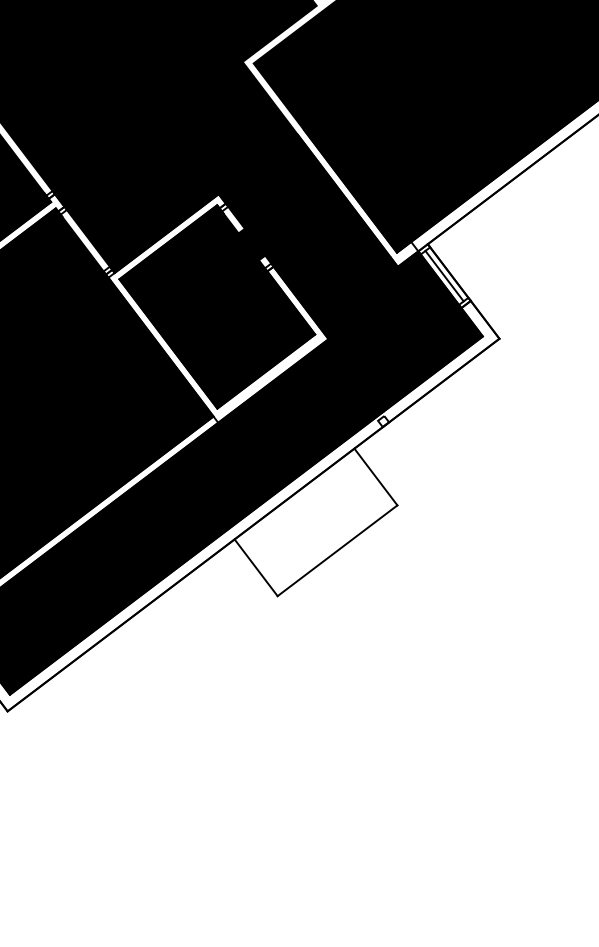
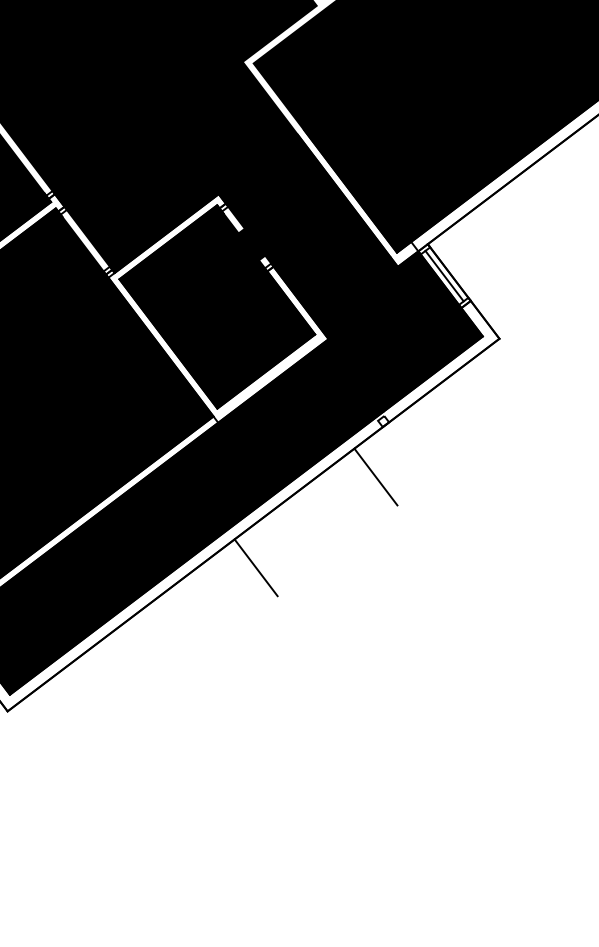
line: present -> none (337, 550)
